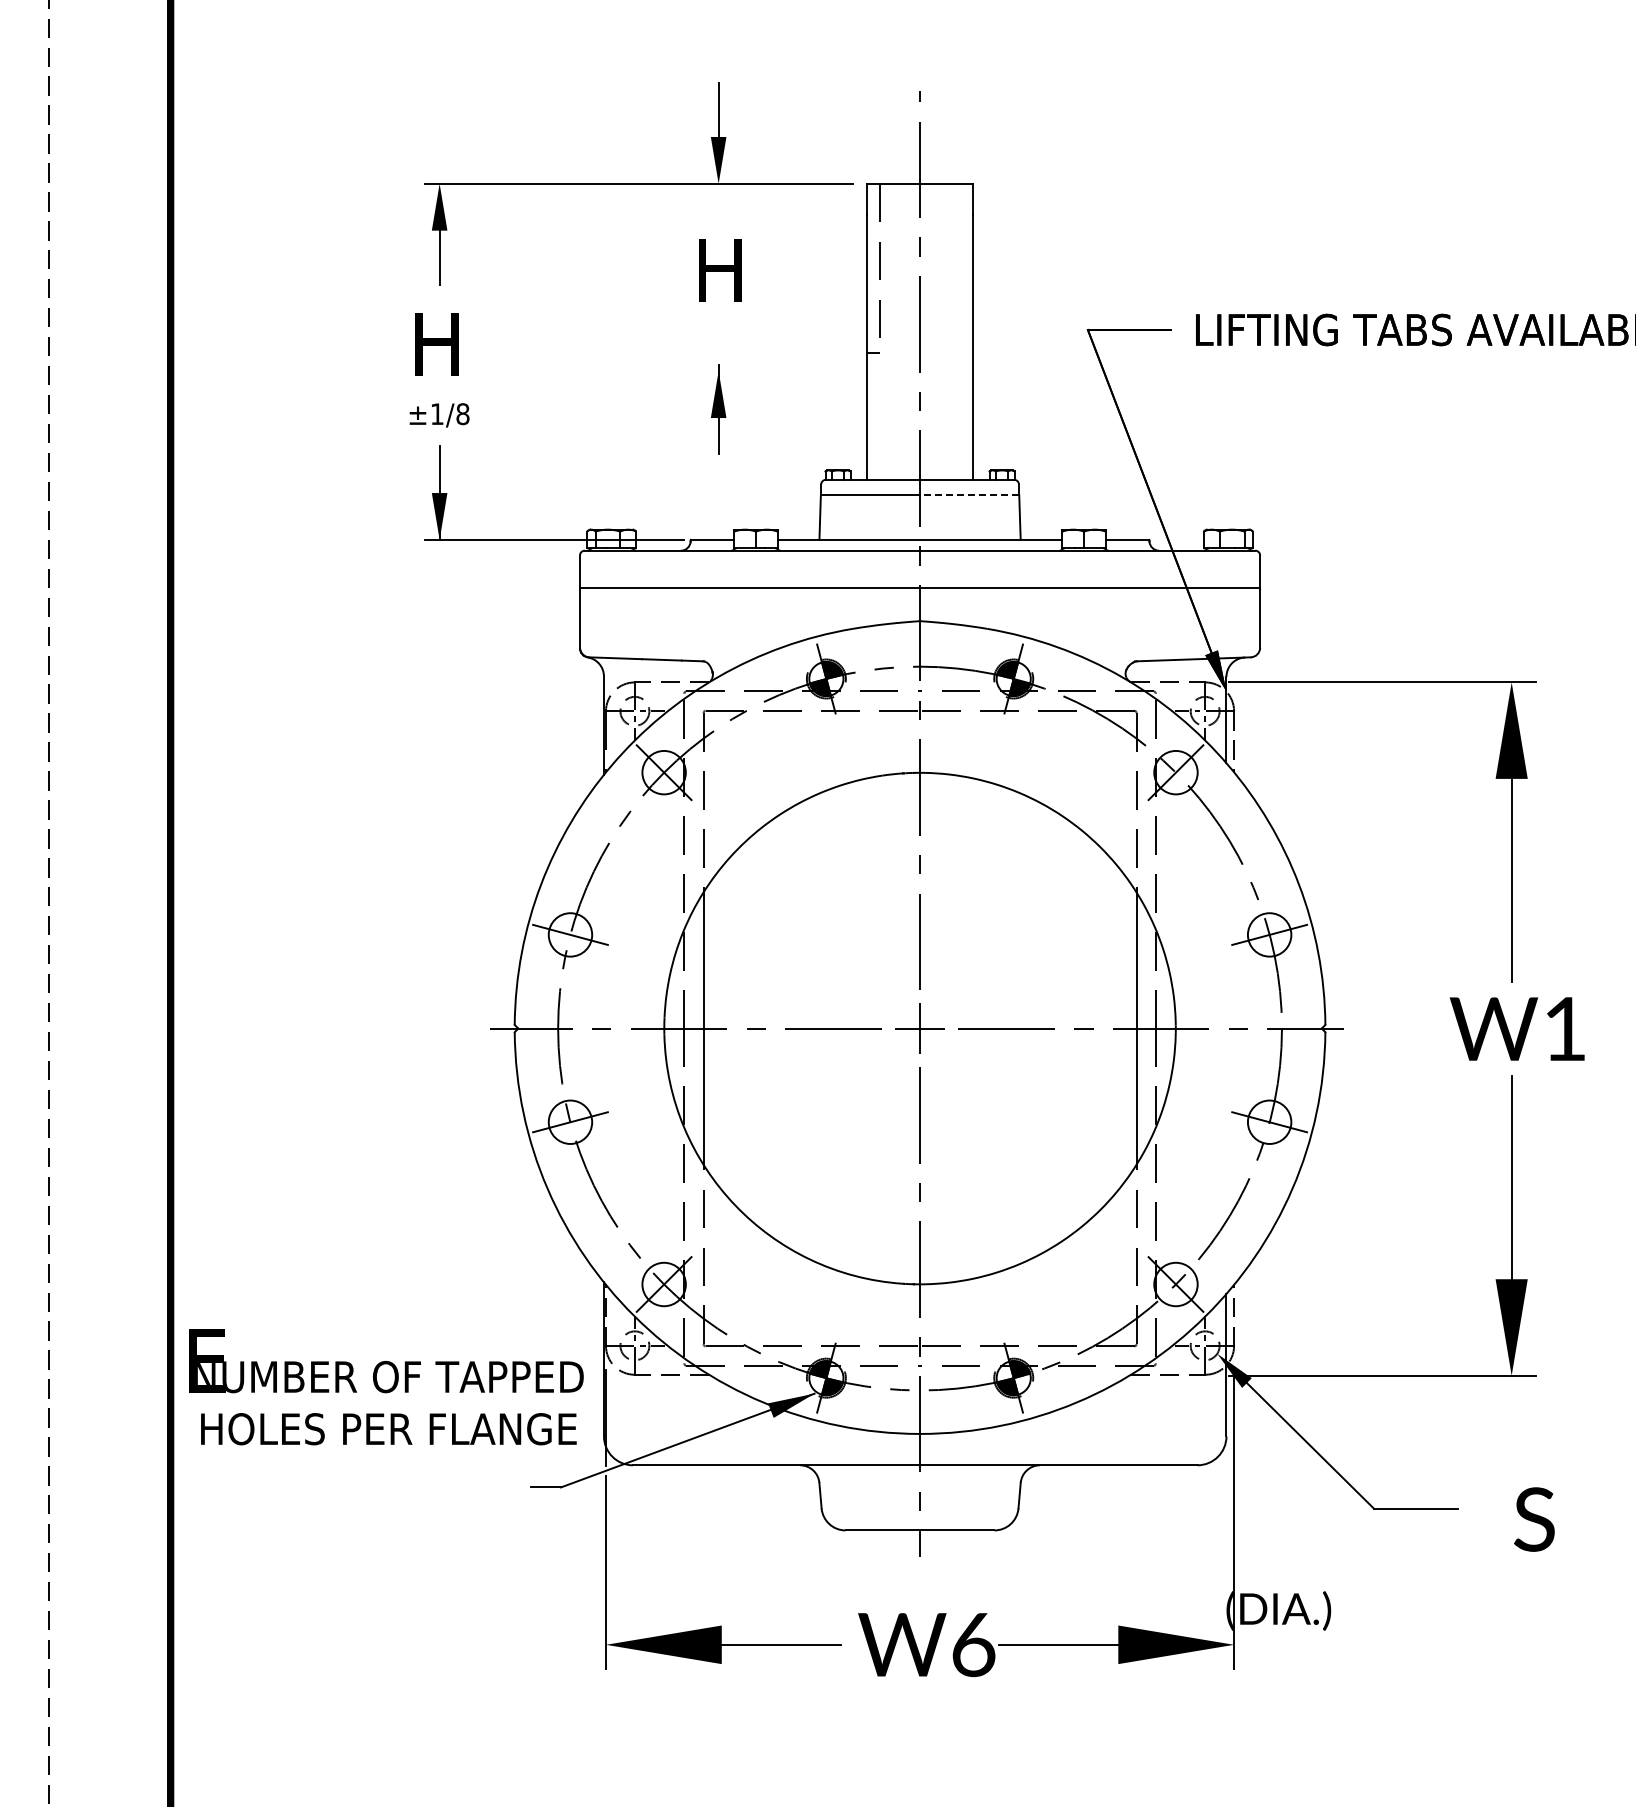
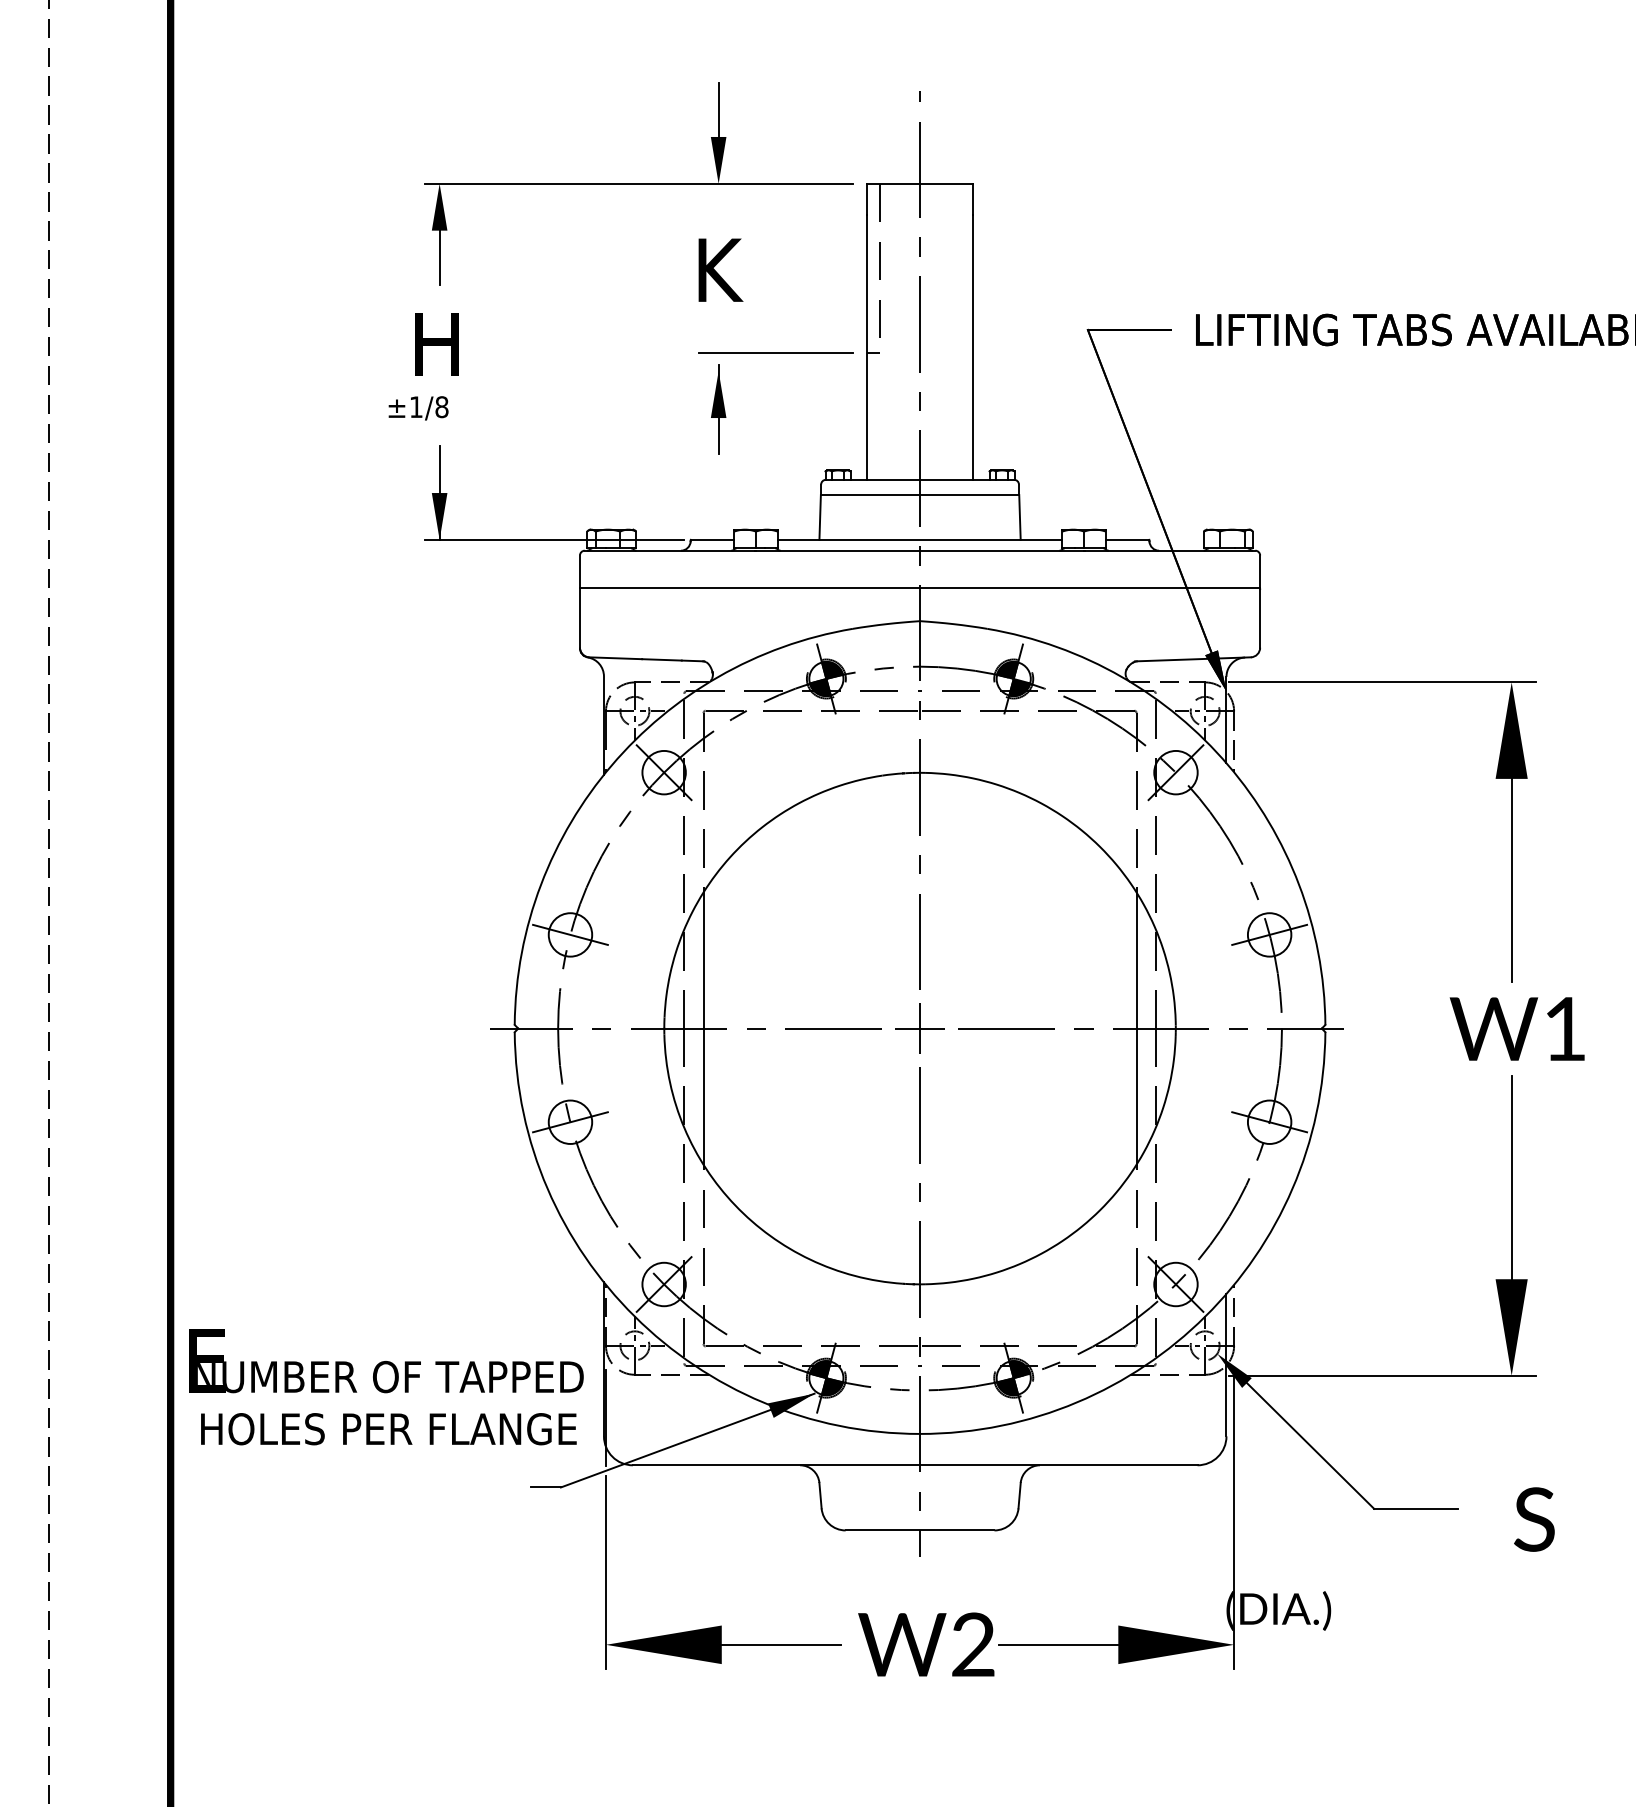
text: H -> K (720, 269)
line: none -> present (775, 353)
text position: (439, 415) -> (418, 408) (418, 408)
line: dashed -> solid (969, 495)
text: W6 -> W2 (973, 1644)
